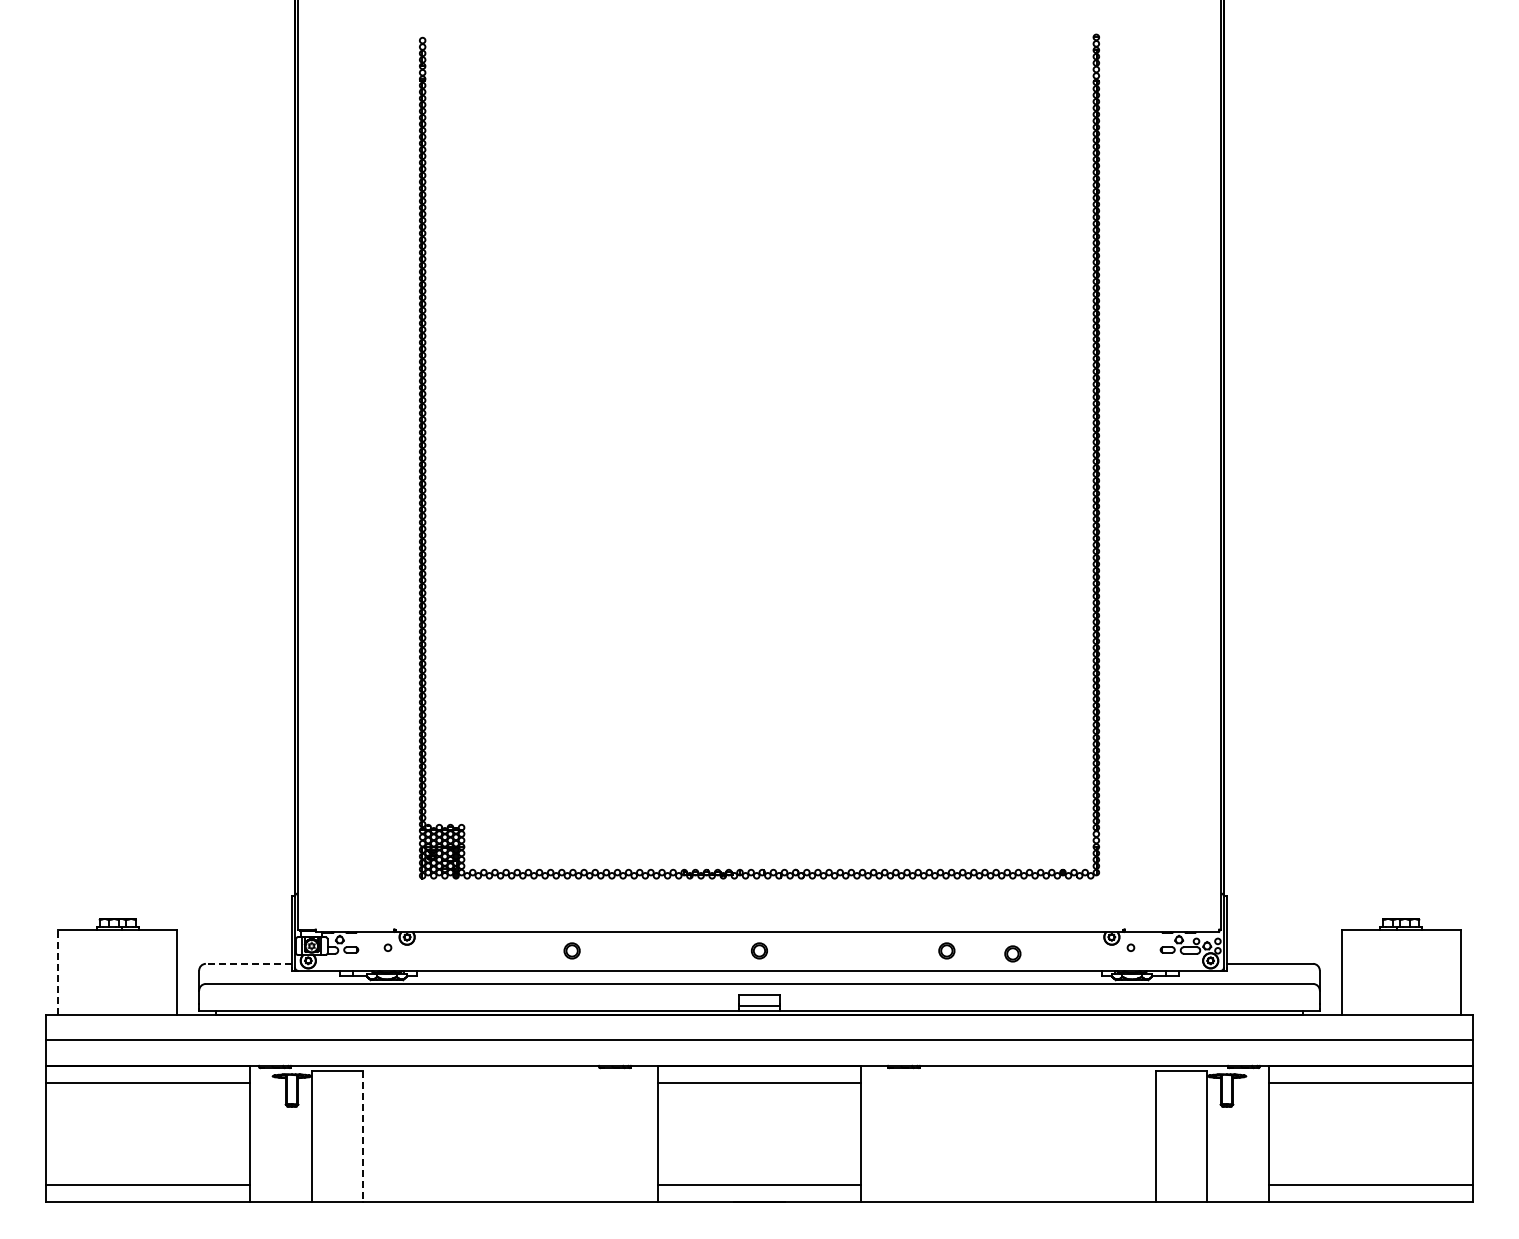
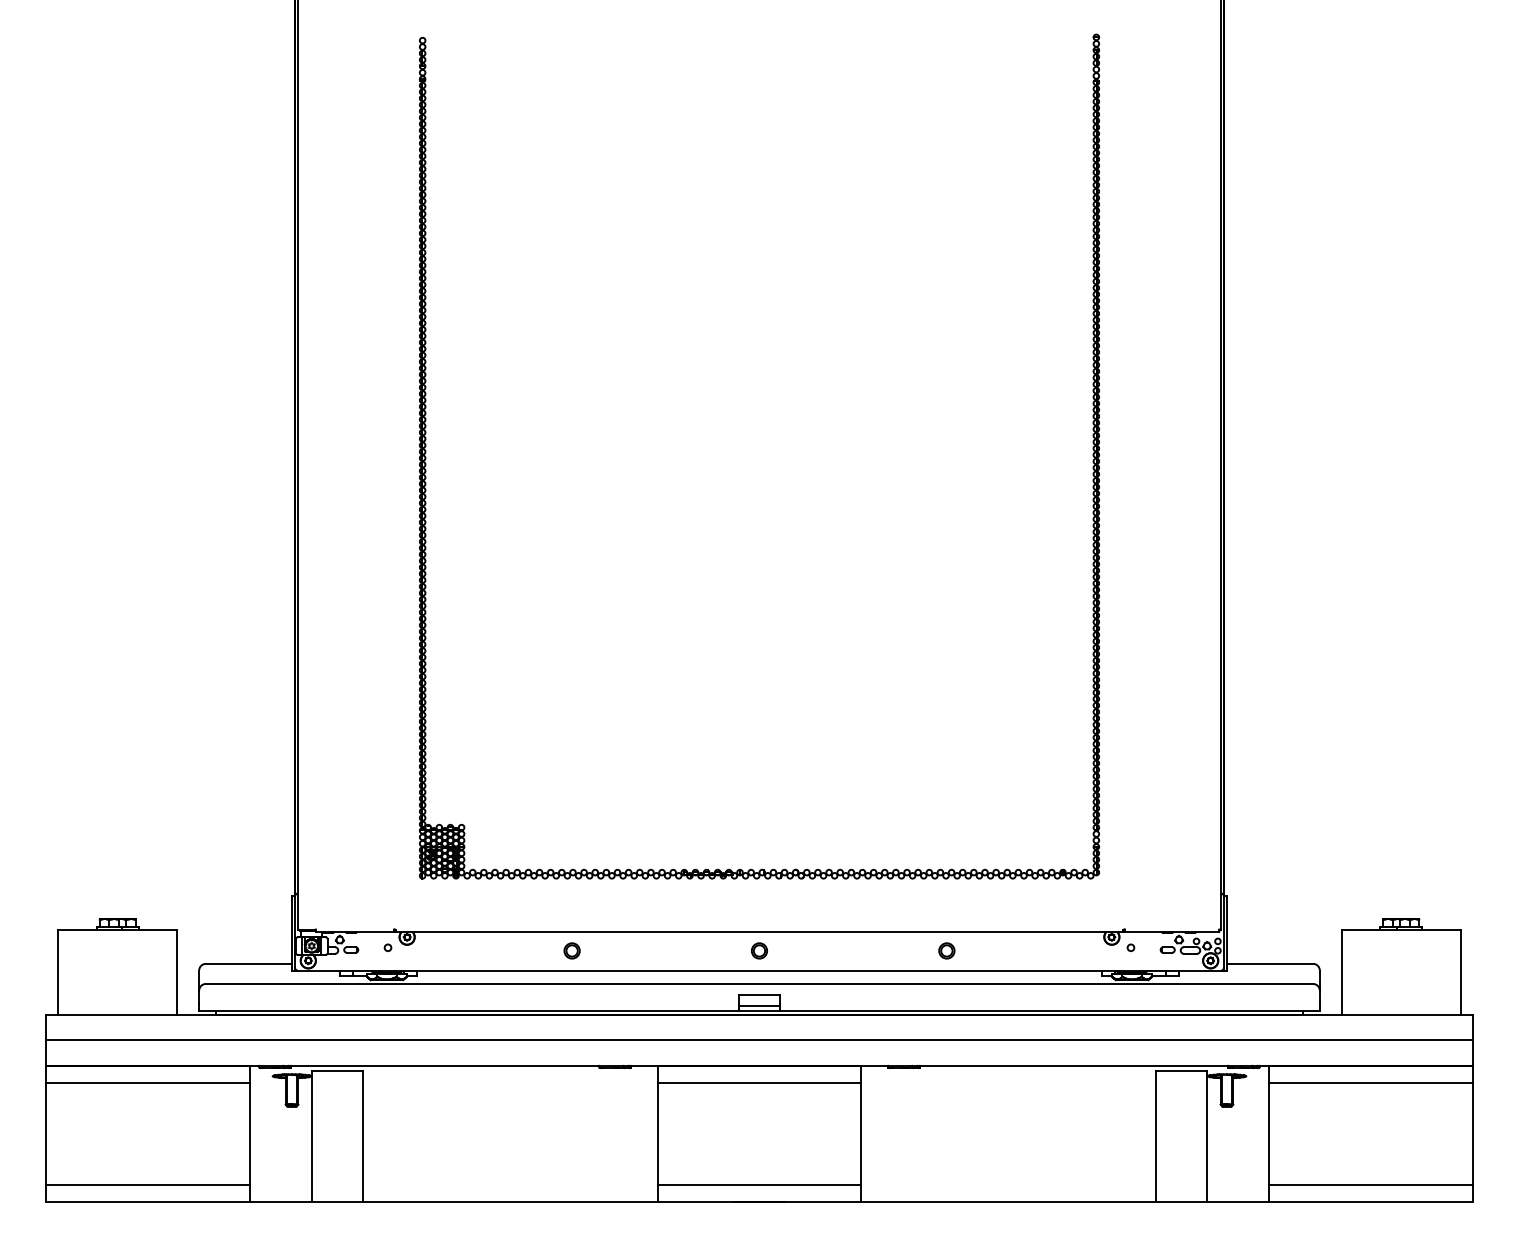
part: present -> none (1012, 953)
line: dashed -> solid (248, 963)
line: dashed -> solid (58, 971)
line: dashed -> solid (363, 1136)
